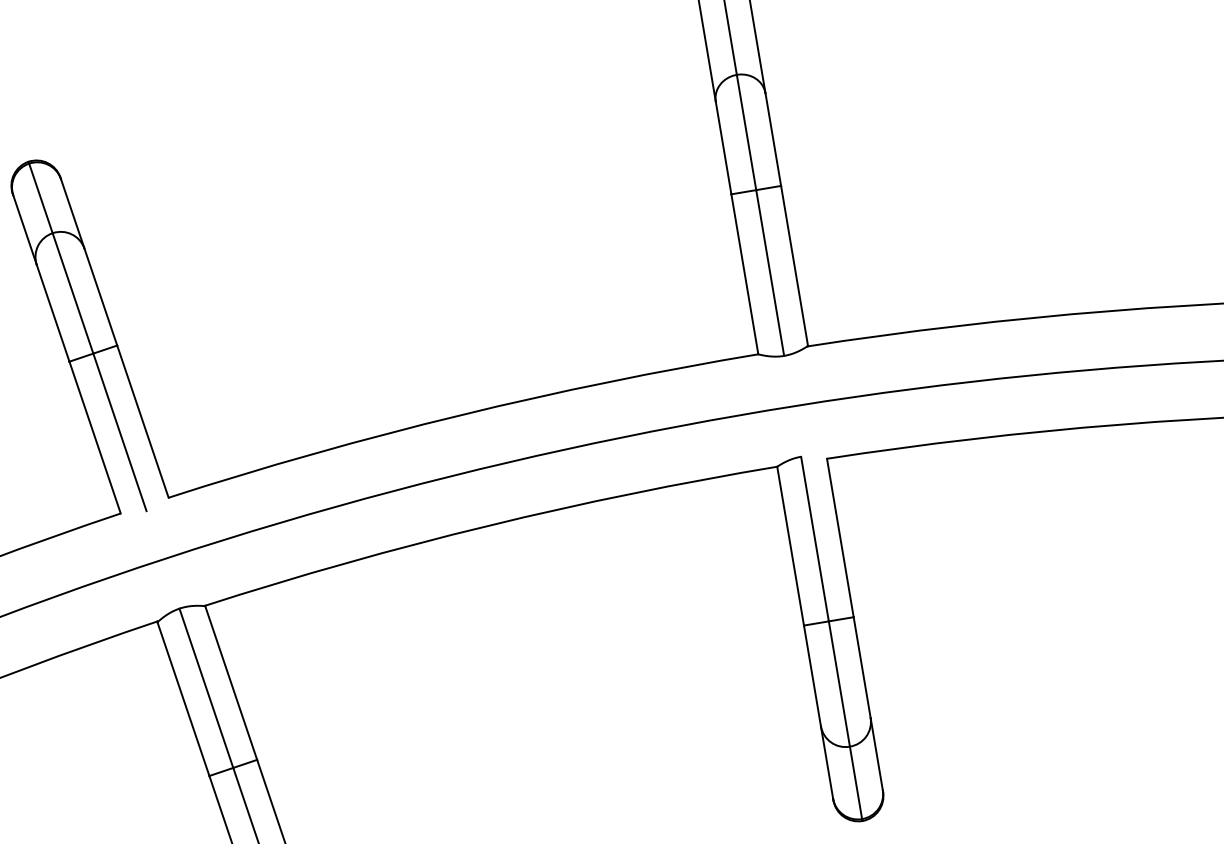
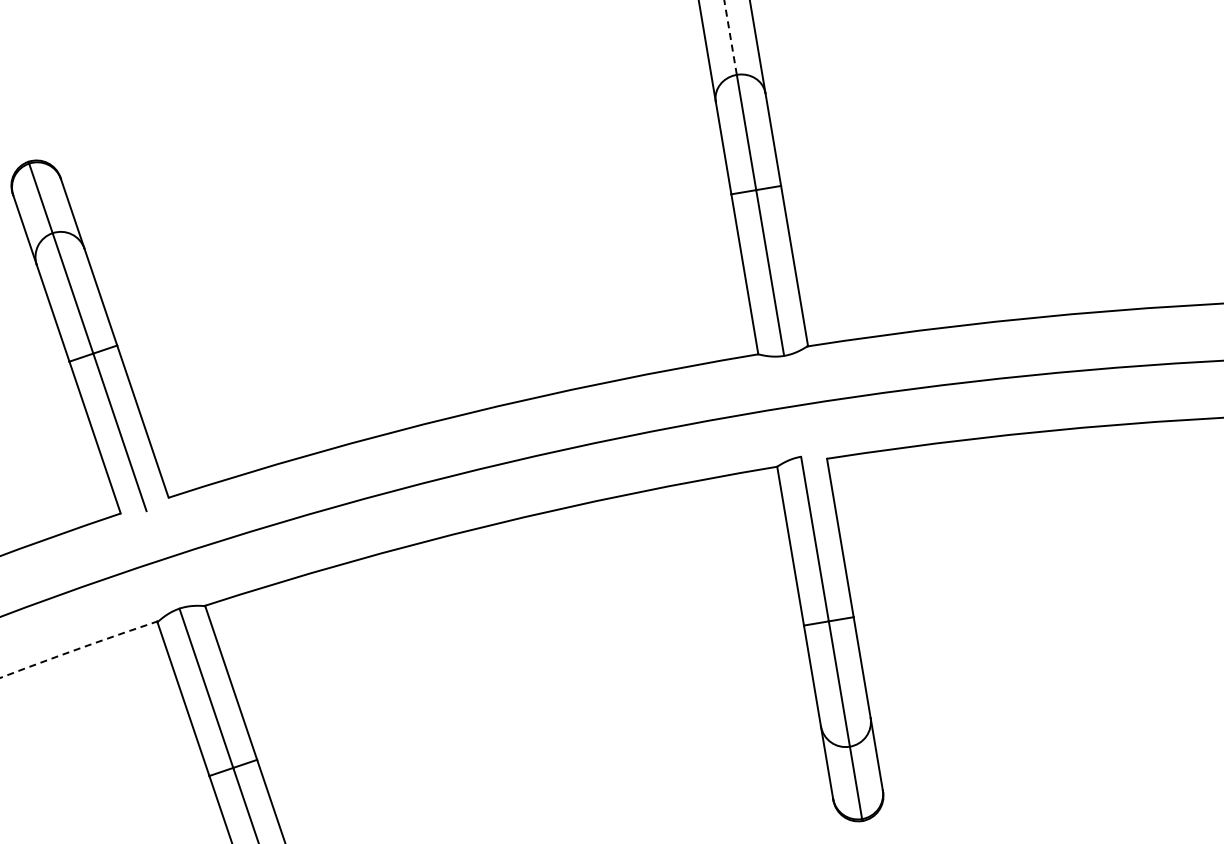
line: solid -> dashed (730, 37)
arc: solid -> dashed (79, 648)
